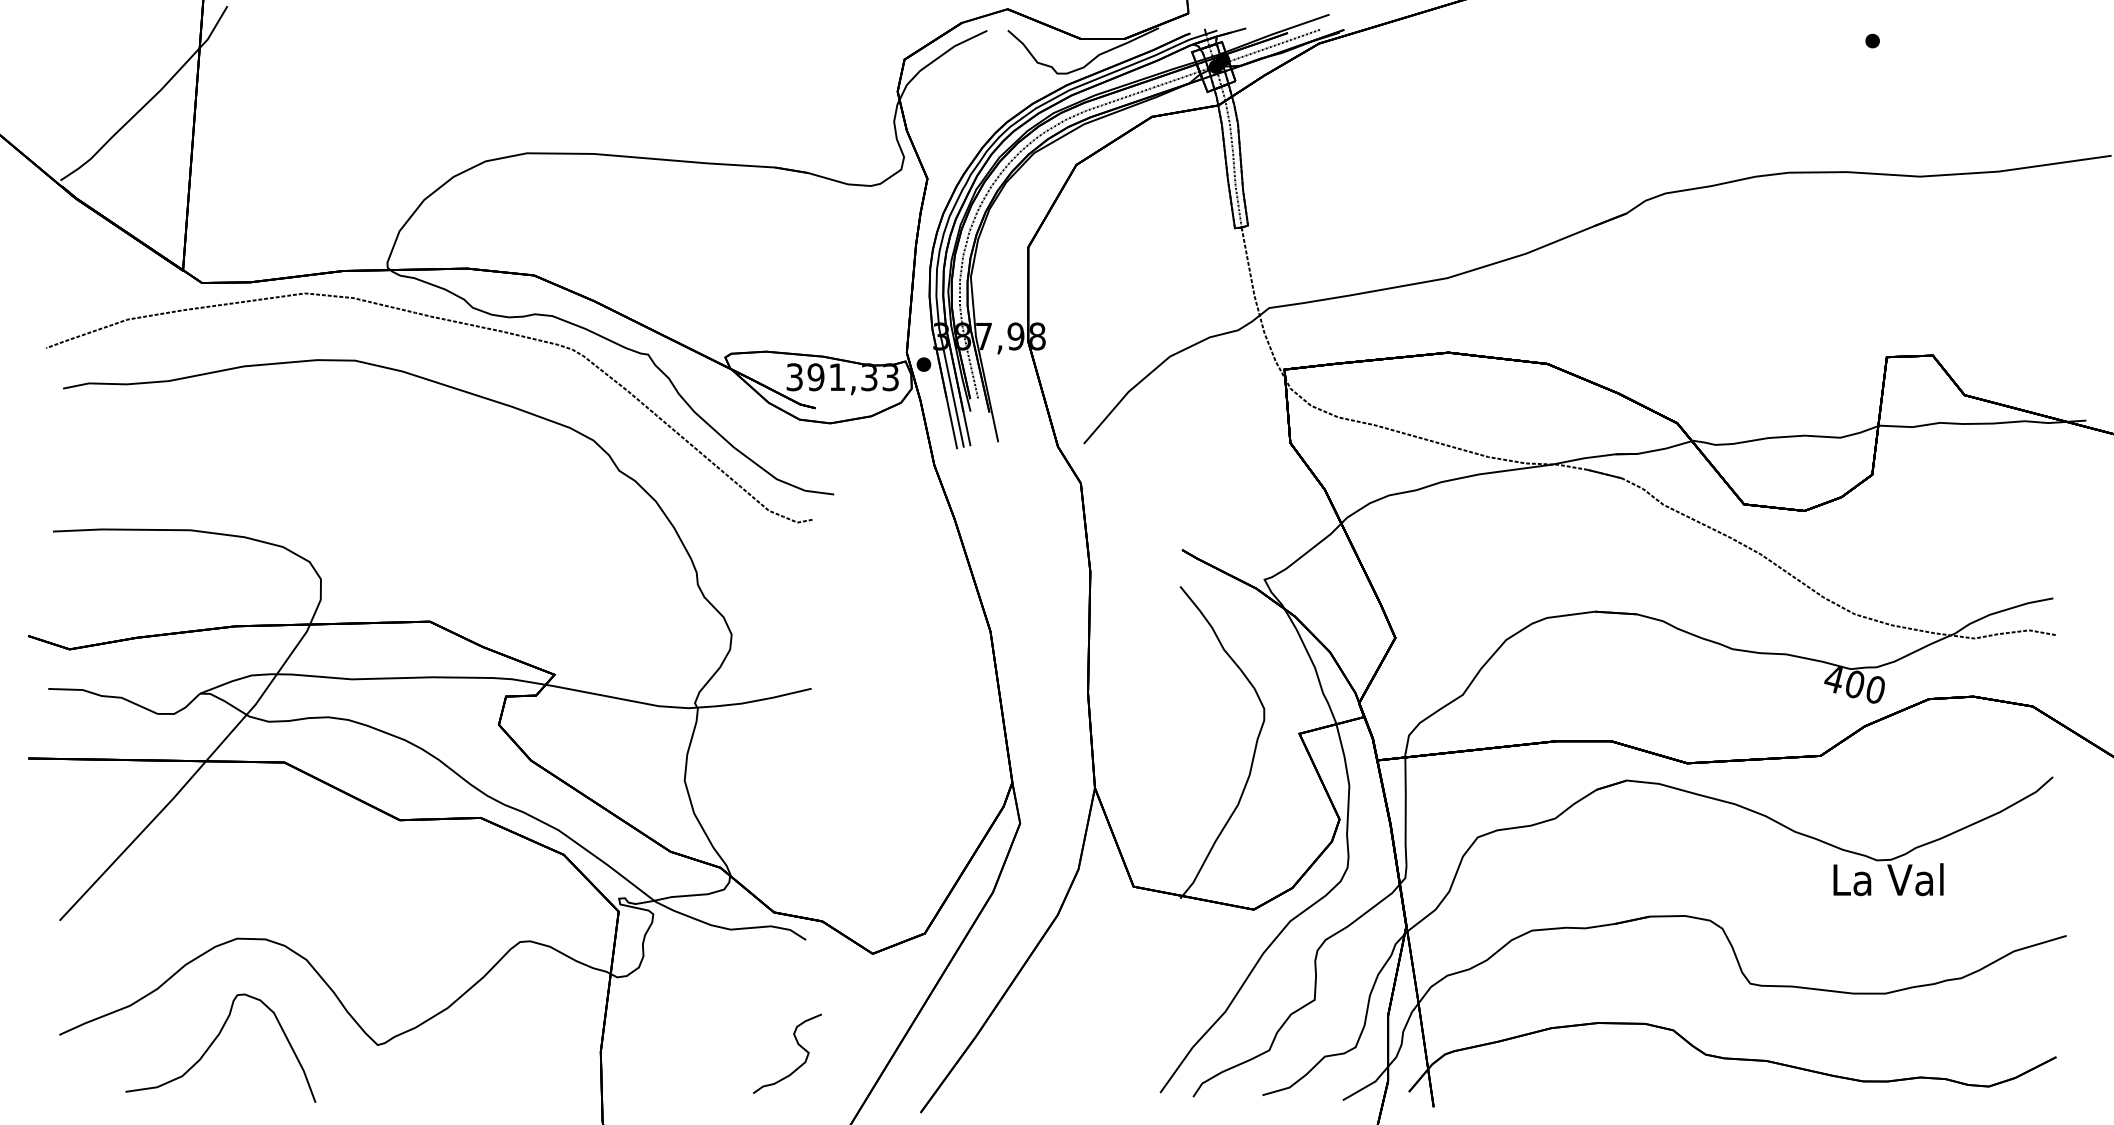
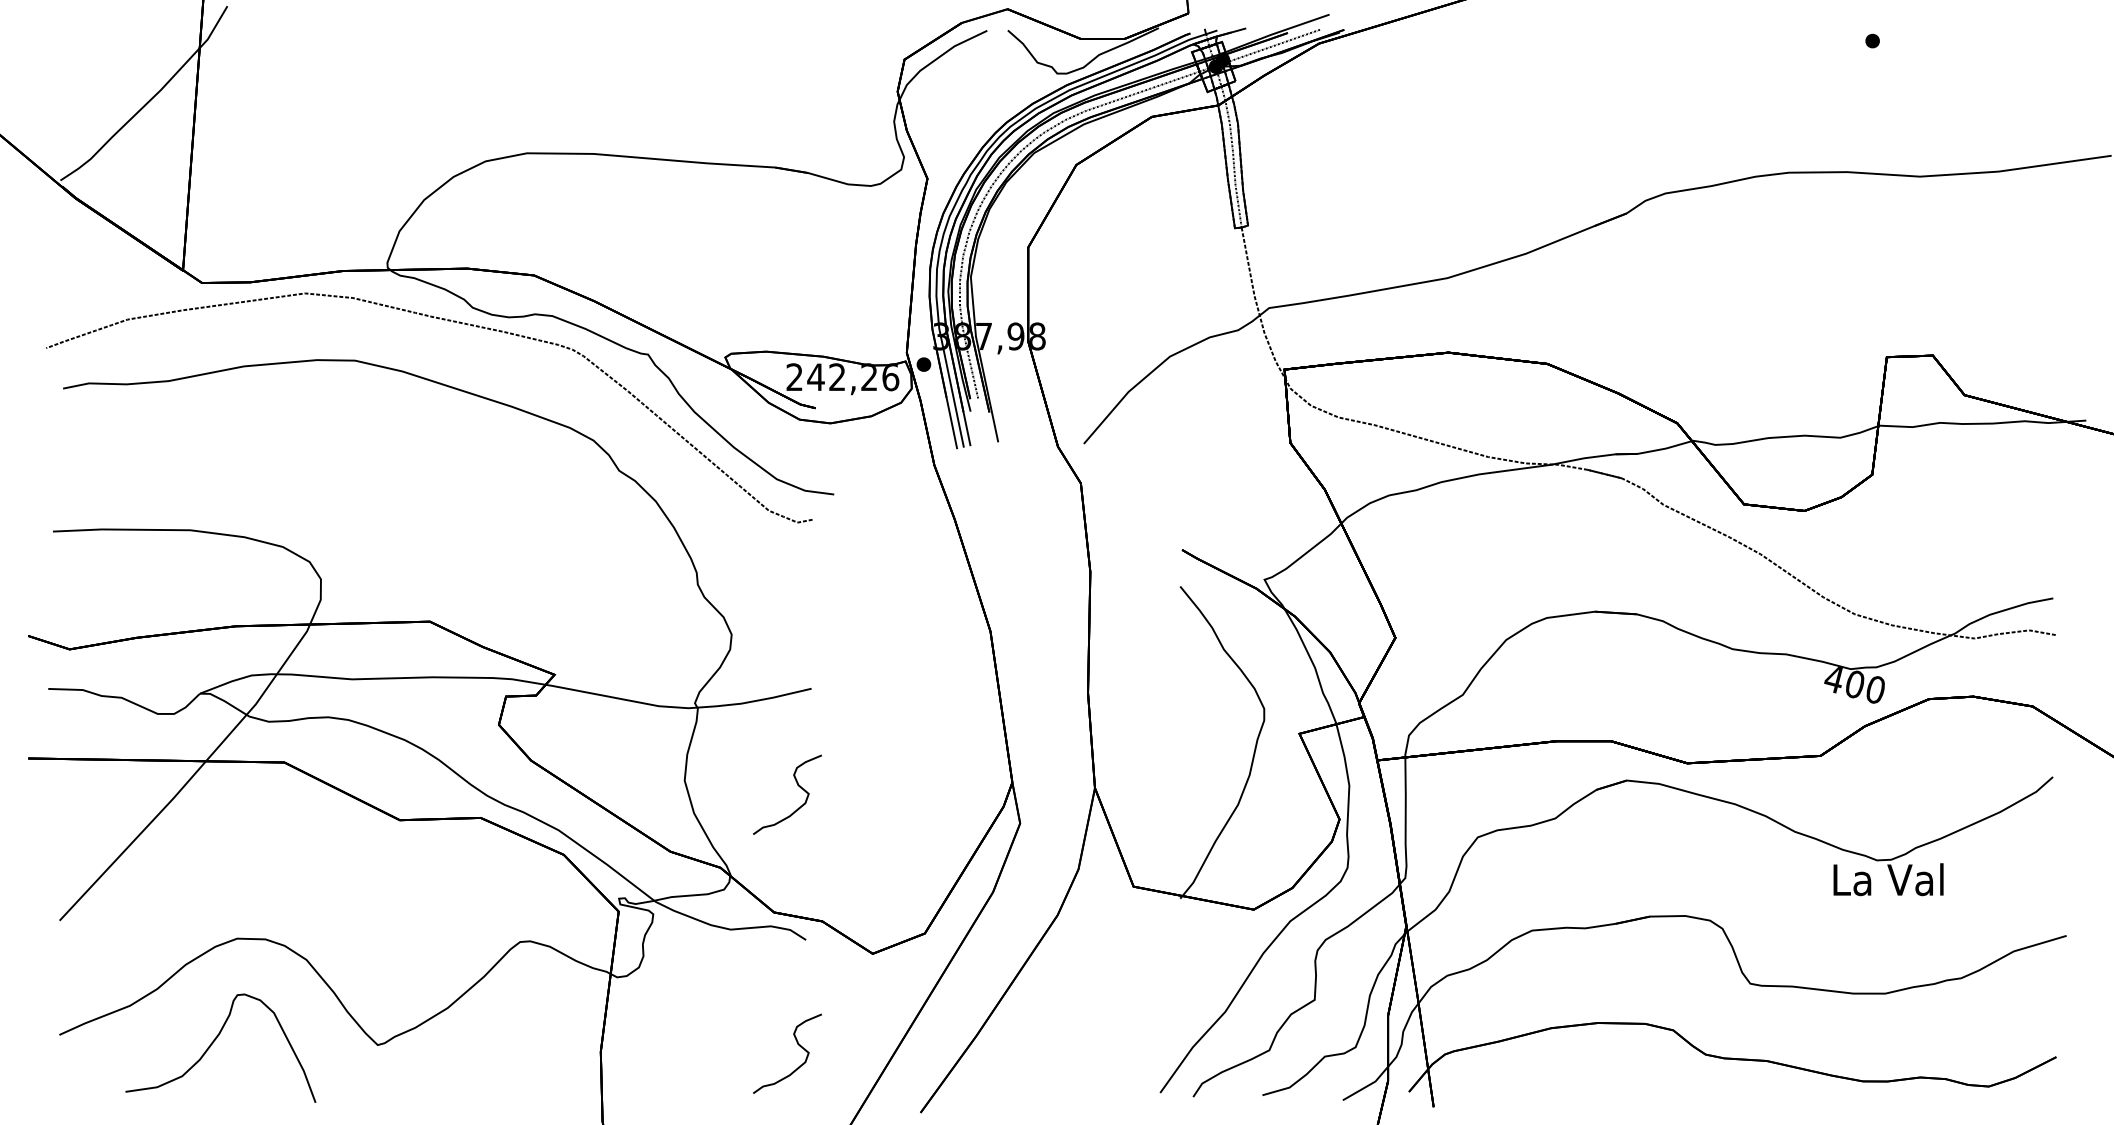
text: 391,33 -> 242,26 (842, 377)
curve: none -> present (797, 785)
